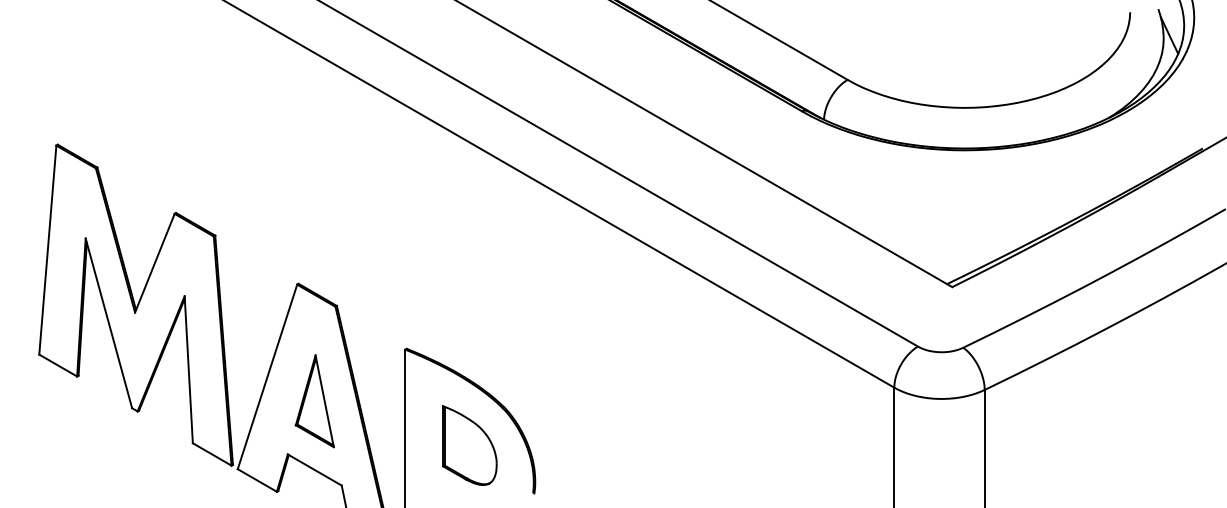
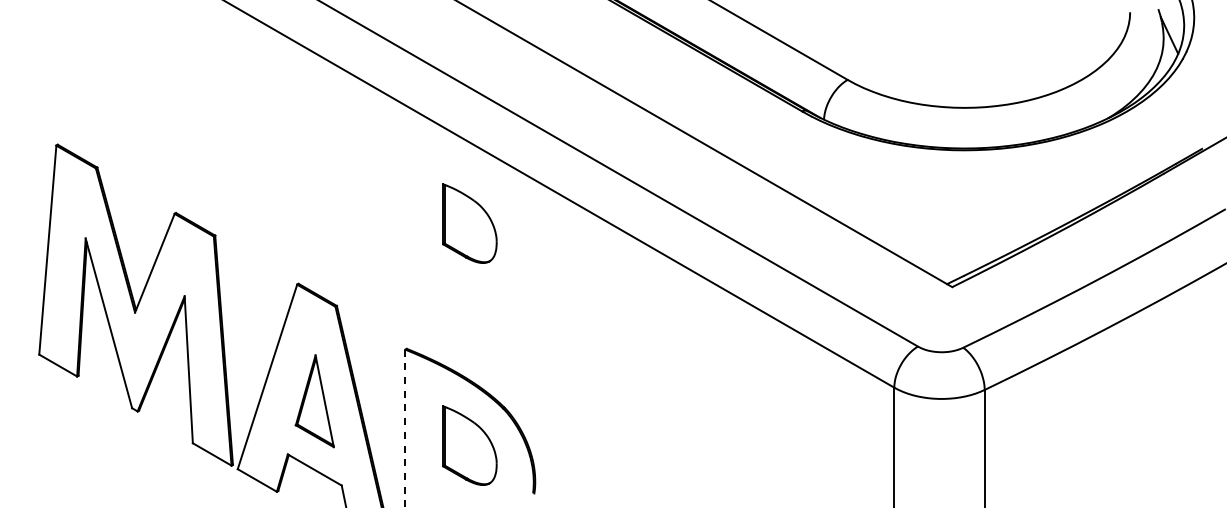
part: none -> present (469, 223)
line: solid -> dashed (405, 428)
